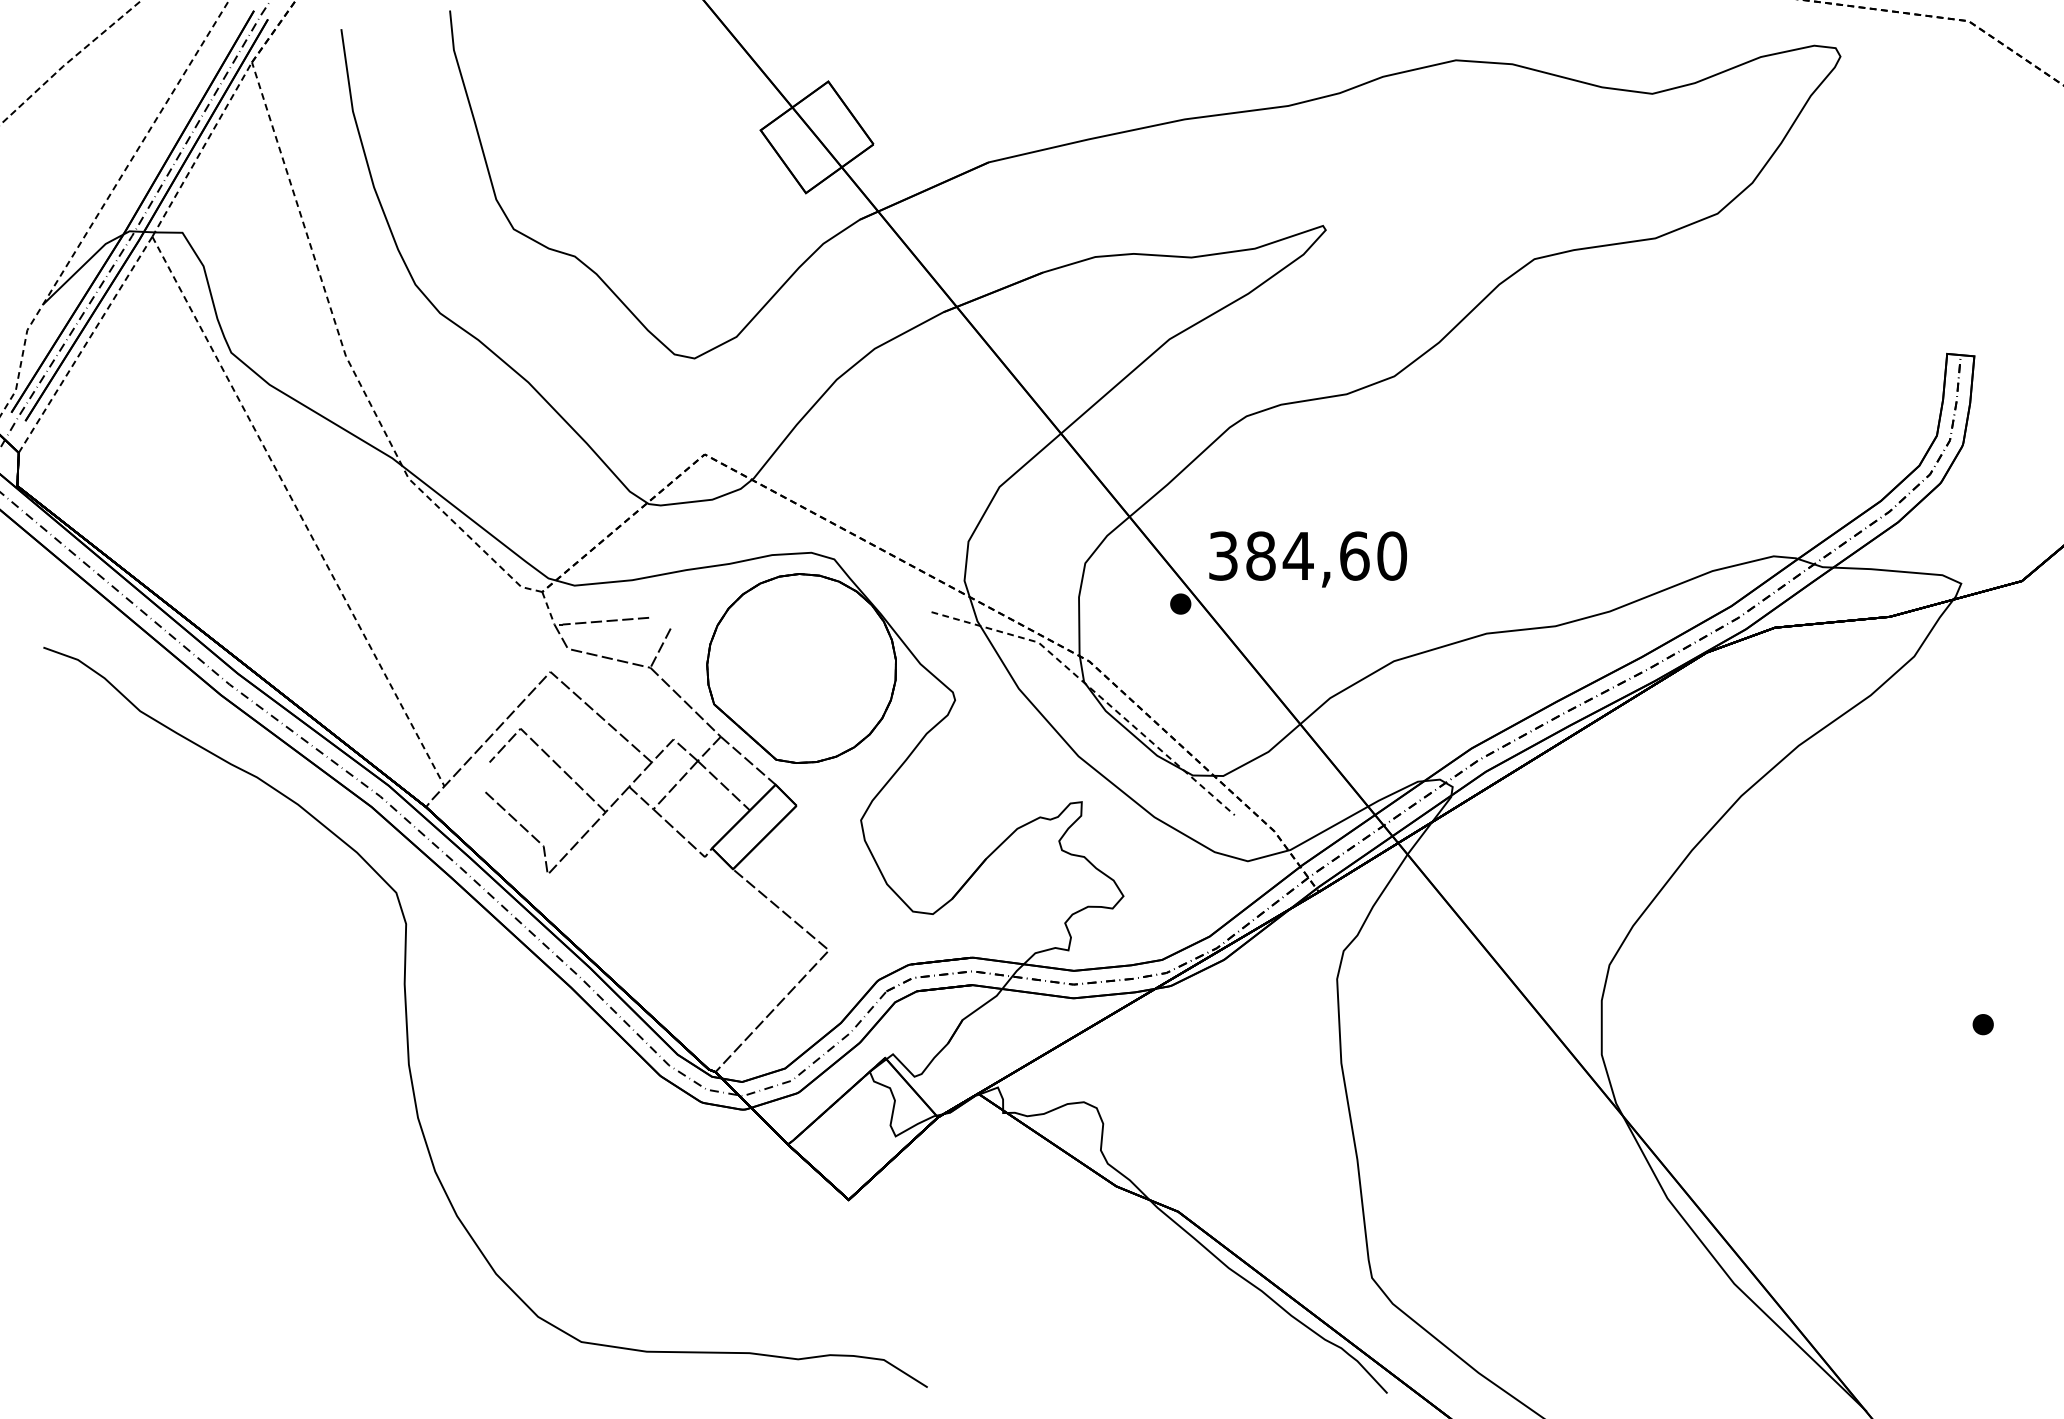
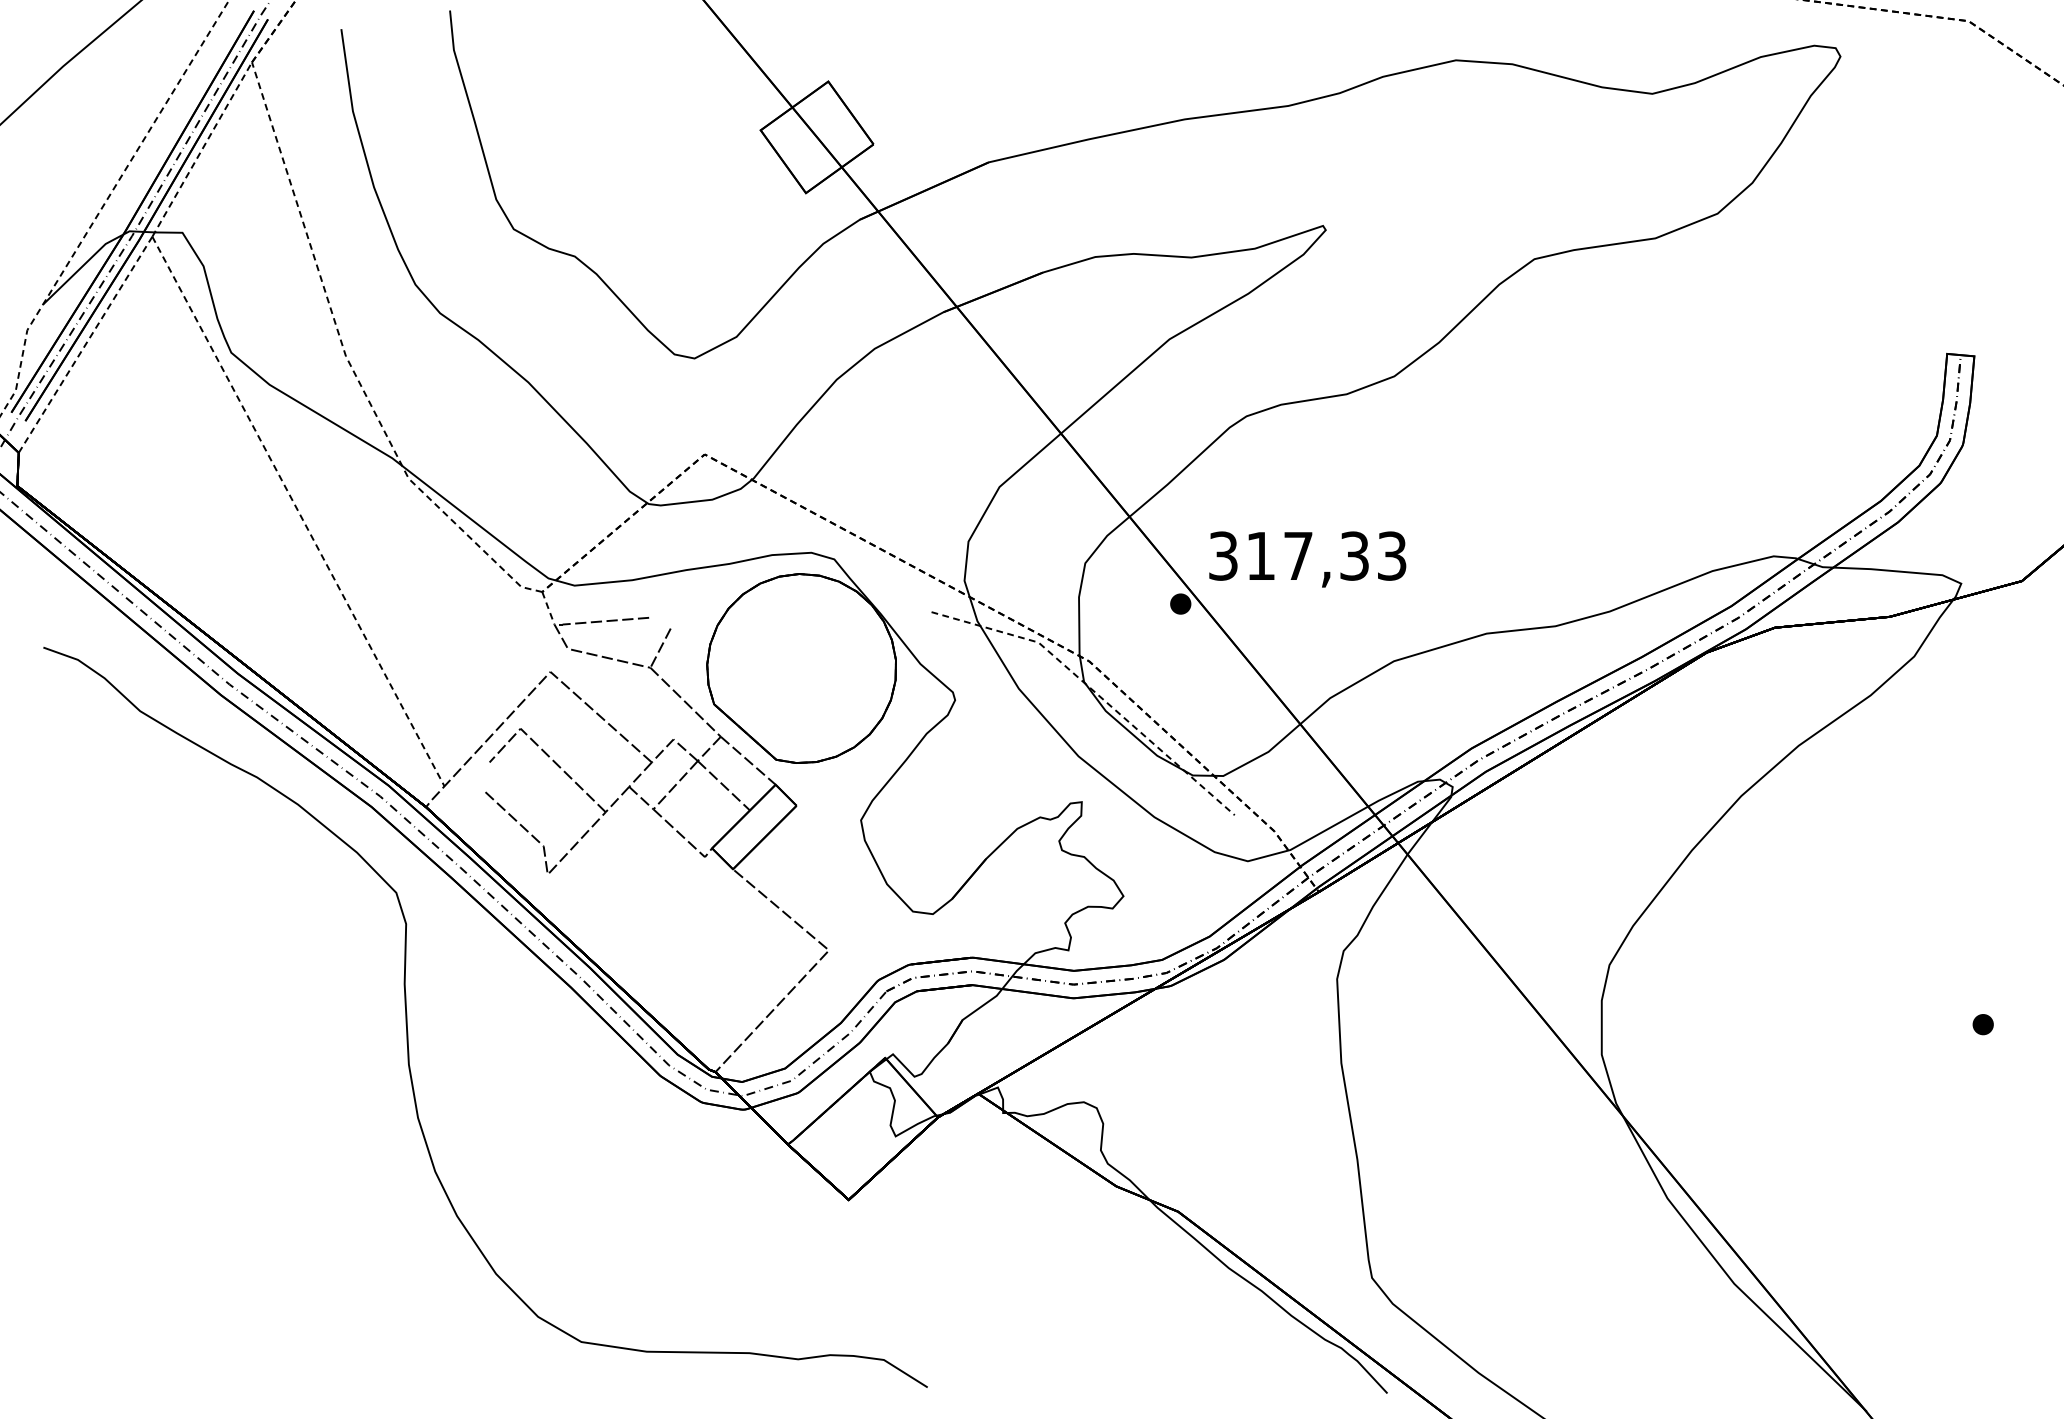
line: dashed -> solid (69, 61)
text: 384,60 -> 317,33 (1326, 555)
